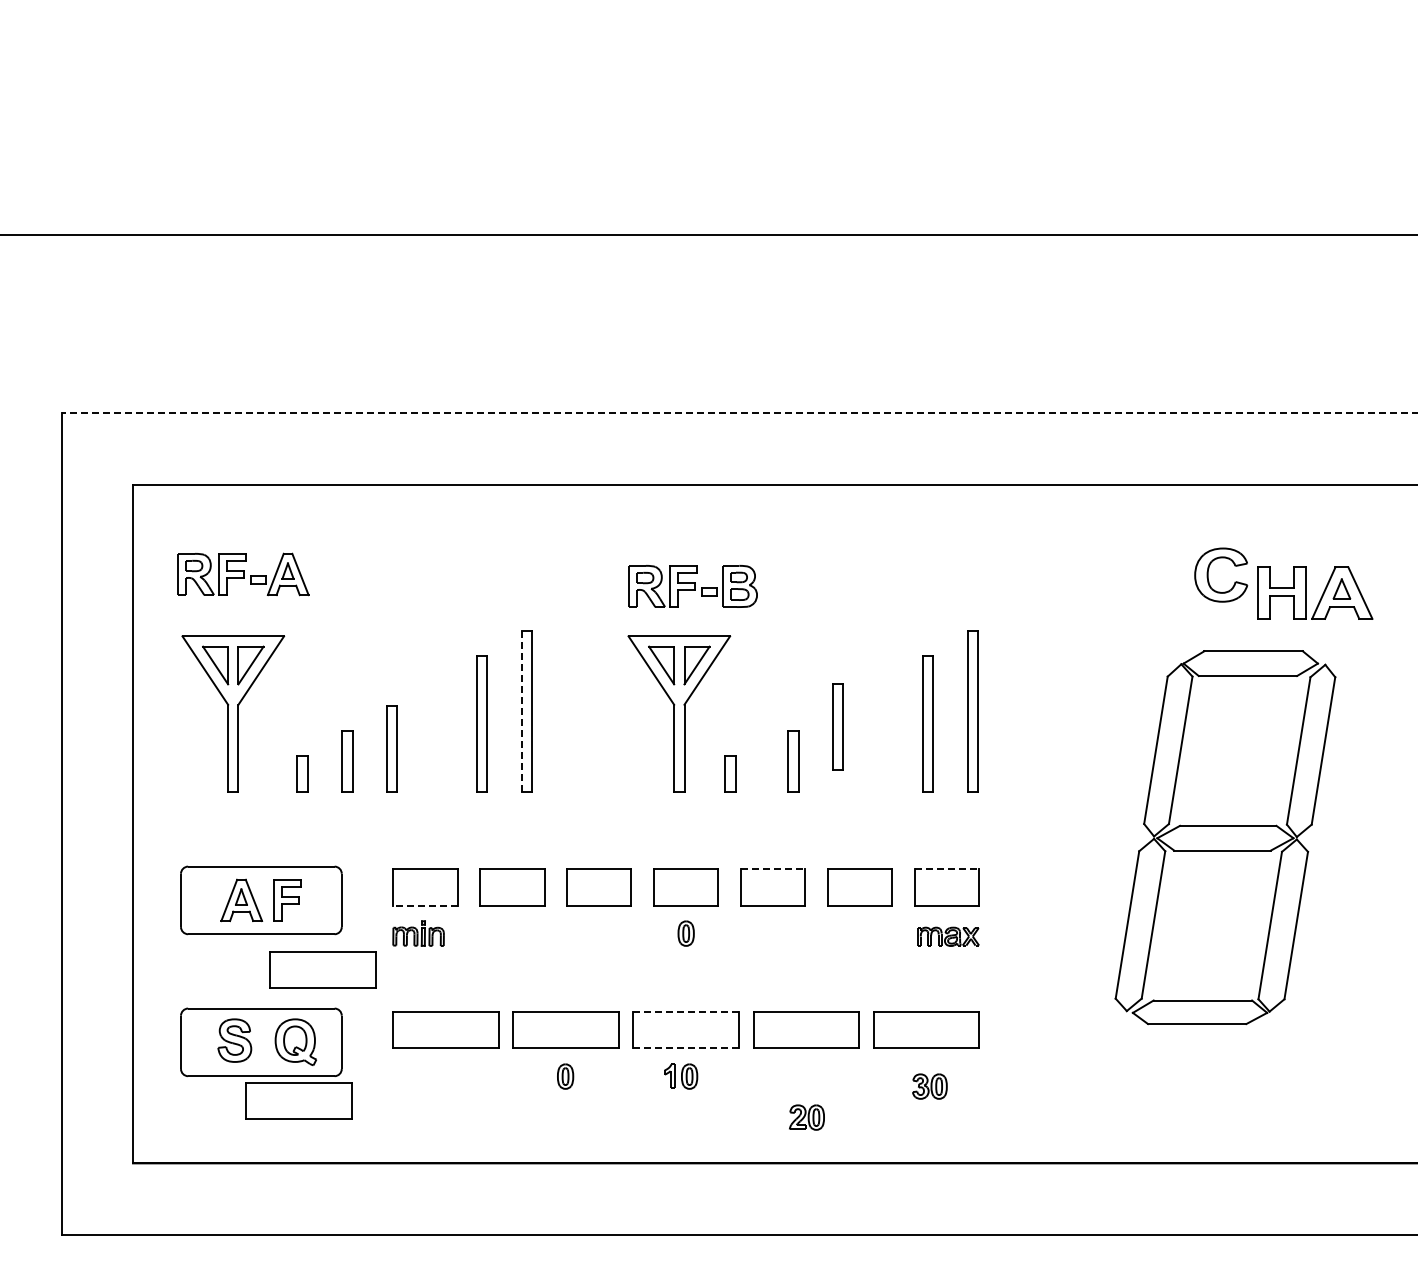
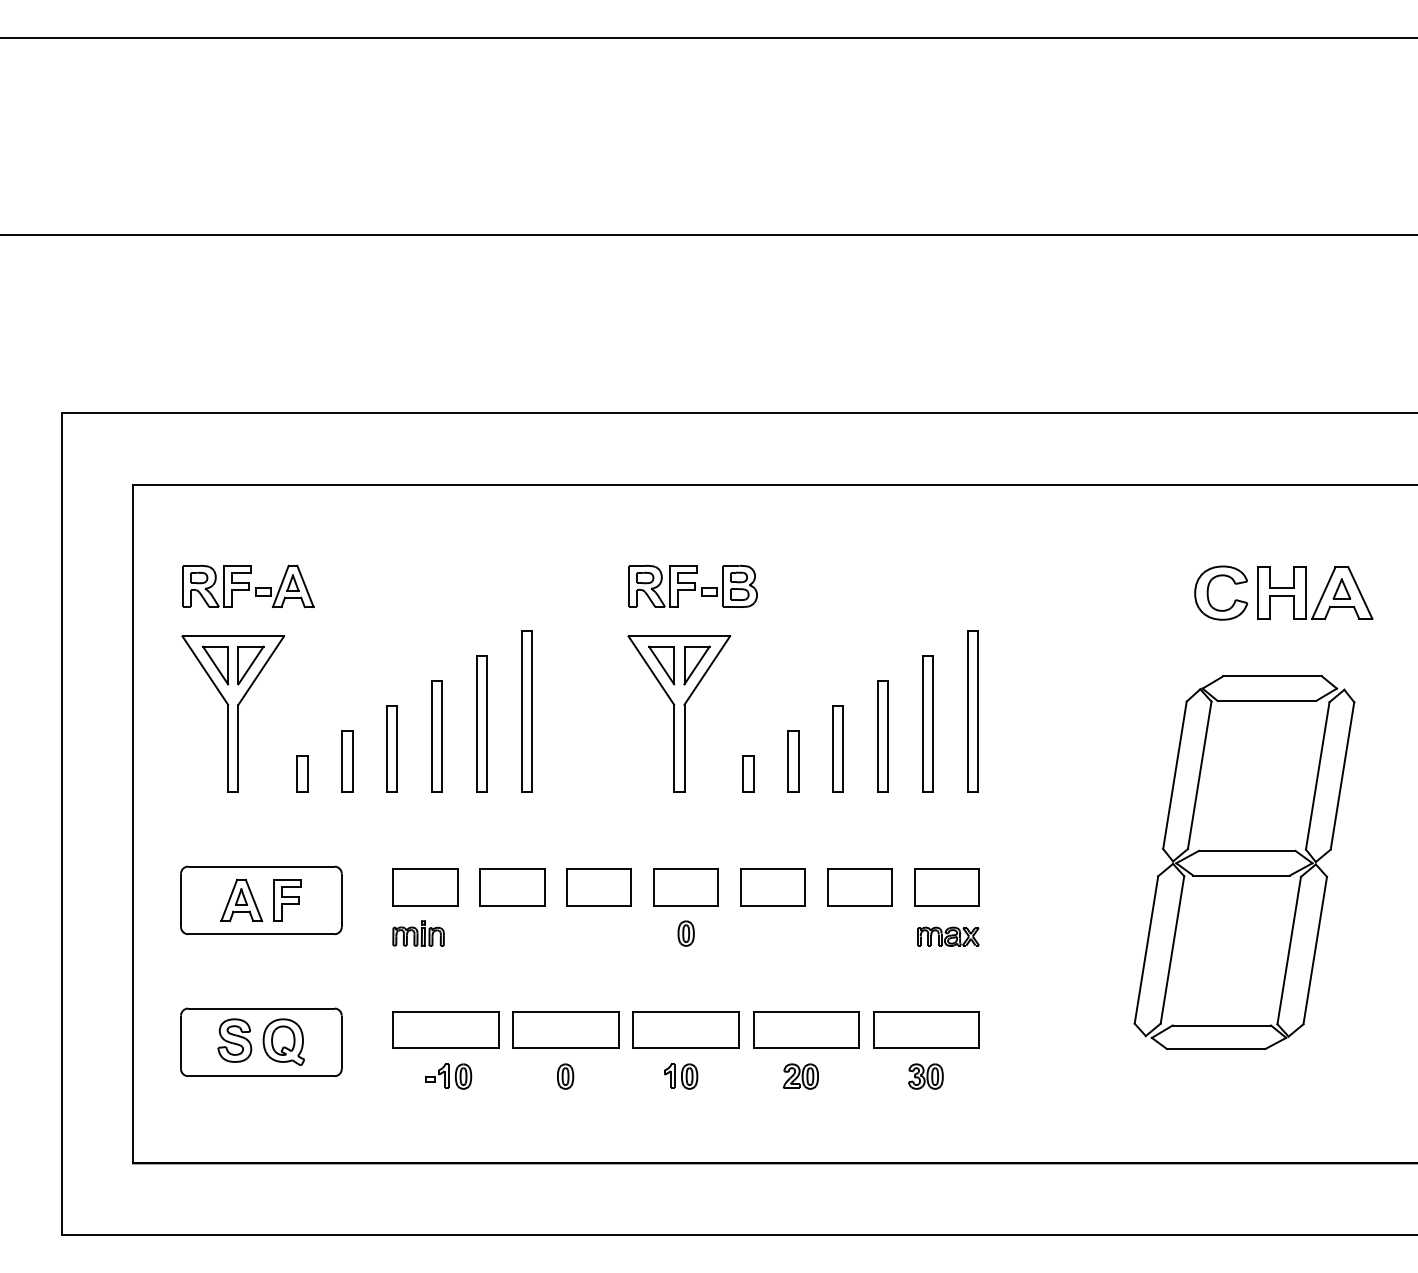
line: none -> present (708, 38)
line: dashed -> solid (739, 413)
part position: (243, 574) -> (248, 586) (248, 586)
part position: (1208, 574) -> (1208, 592) (1208, 592)
line: dashed -> solid (521, 710)
part position: (837, 726) -> (837, 748) (837, 748)
part: none -> present (436, 736)
part: none -> present (882, 736)
part position: (730, 773) -> (748, 773) (748, 773)
part position: (1225, 837) -> (1244, 862) (1244, 862)
line: dashed -> solid (773, 868)
line: dashed -> solid (947, 868)
line: dashed -> solid (424, 905)
part: present -> none (322, 969)
line: dashed -> solid (686, 1011)
part position: (295, 1041) -> (283, 1041) (283, 1041)
line: dashed -> solid (686, 1048)
part: none -> present (448, 1076)
part position: (929, 1086) -> (925, 1076) (925, 1076)
part: present -> none (298, 1100)
part position: (806, 1117) -> (800, 1076) (800, 1076)
